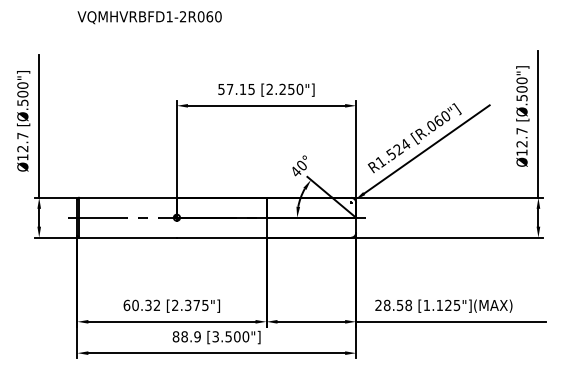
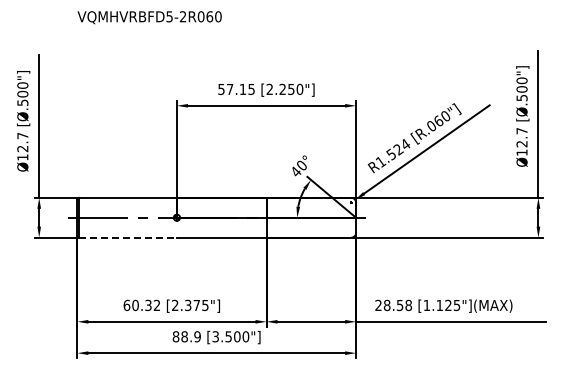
text: VQMHVRBFD1-2R060 -> VQMHVRBFD5-2R060 (169, 16)
line: solid -> dashed (127, 237)
